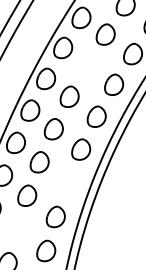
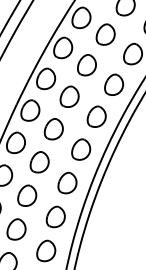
part: none -> present (86, 65)
part: none -> present (67, 182)
part: none -> present (16, 229)
